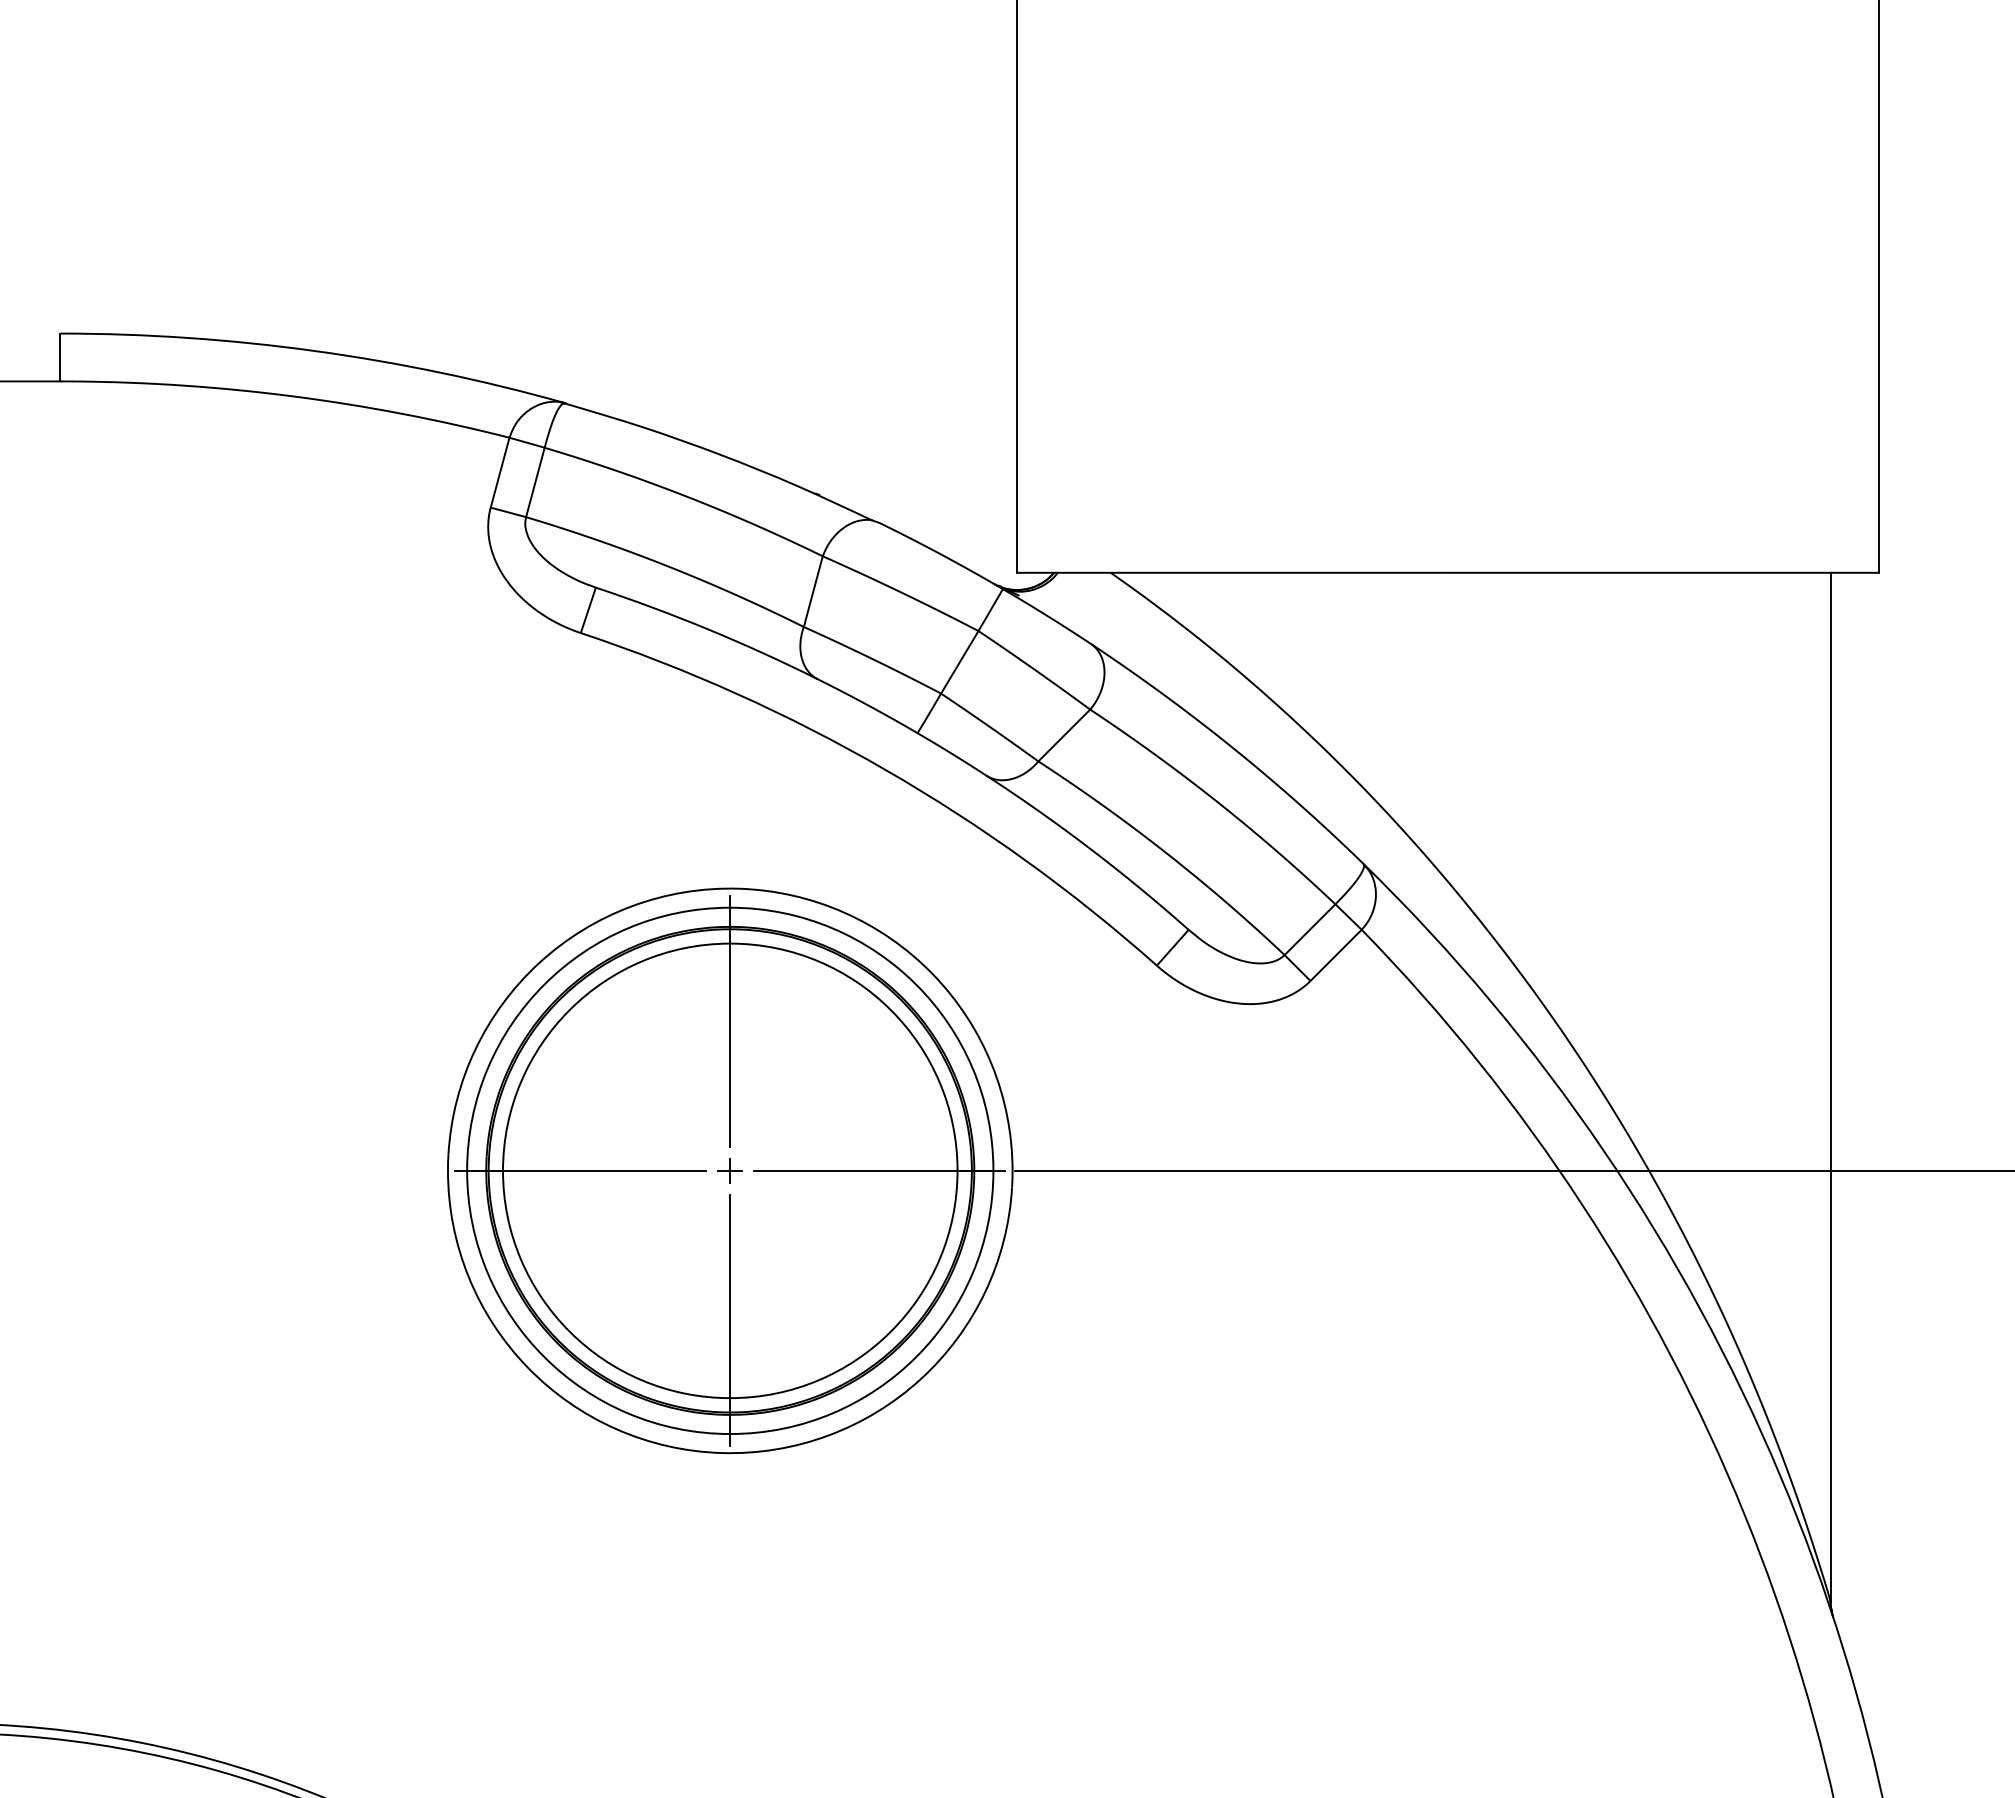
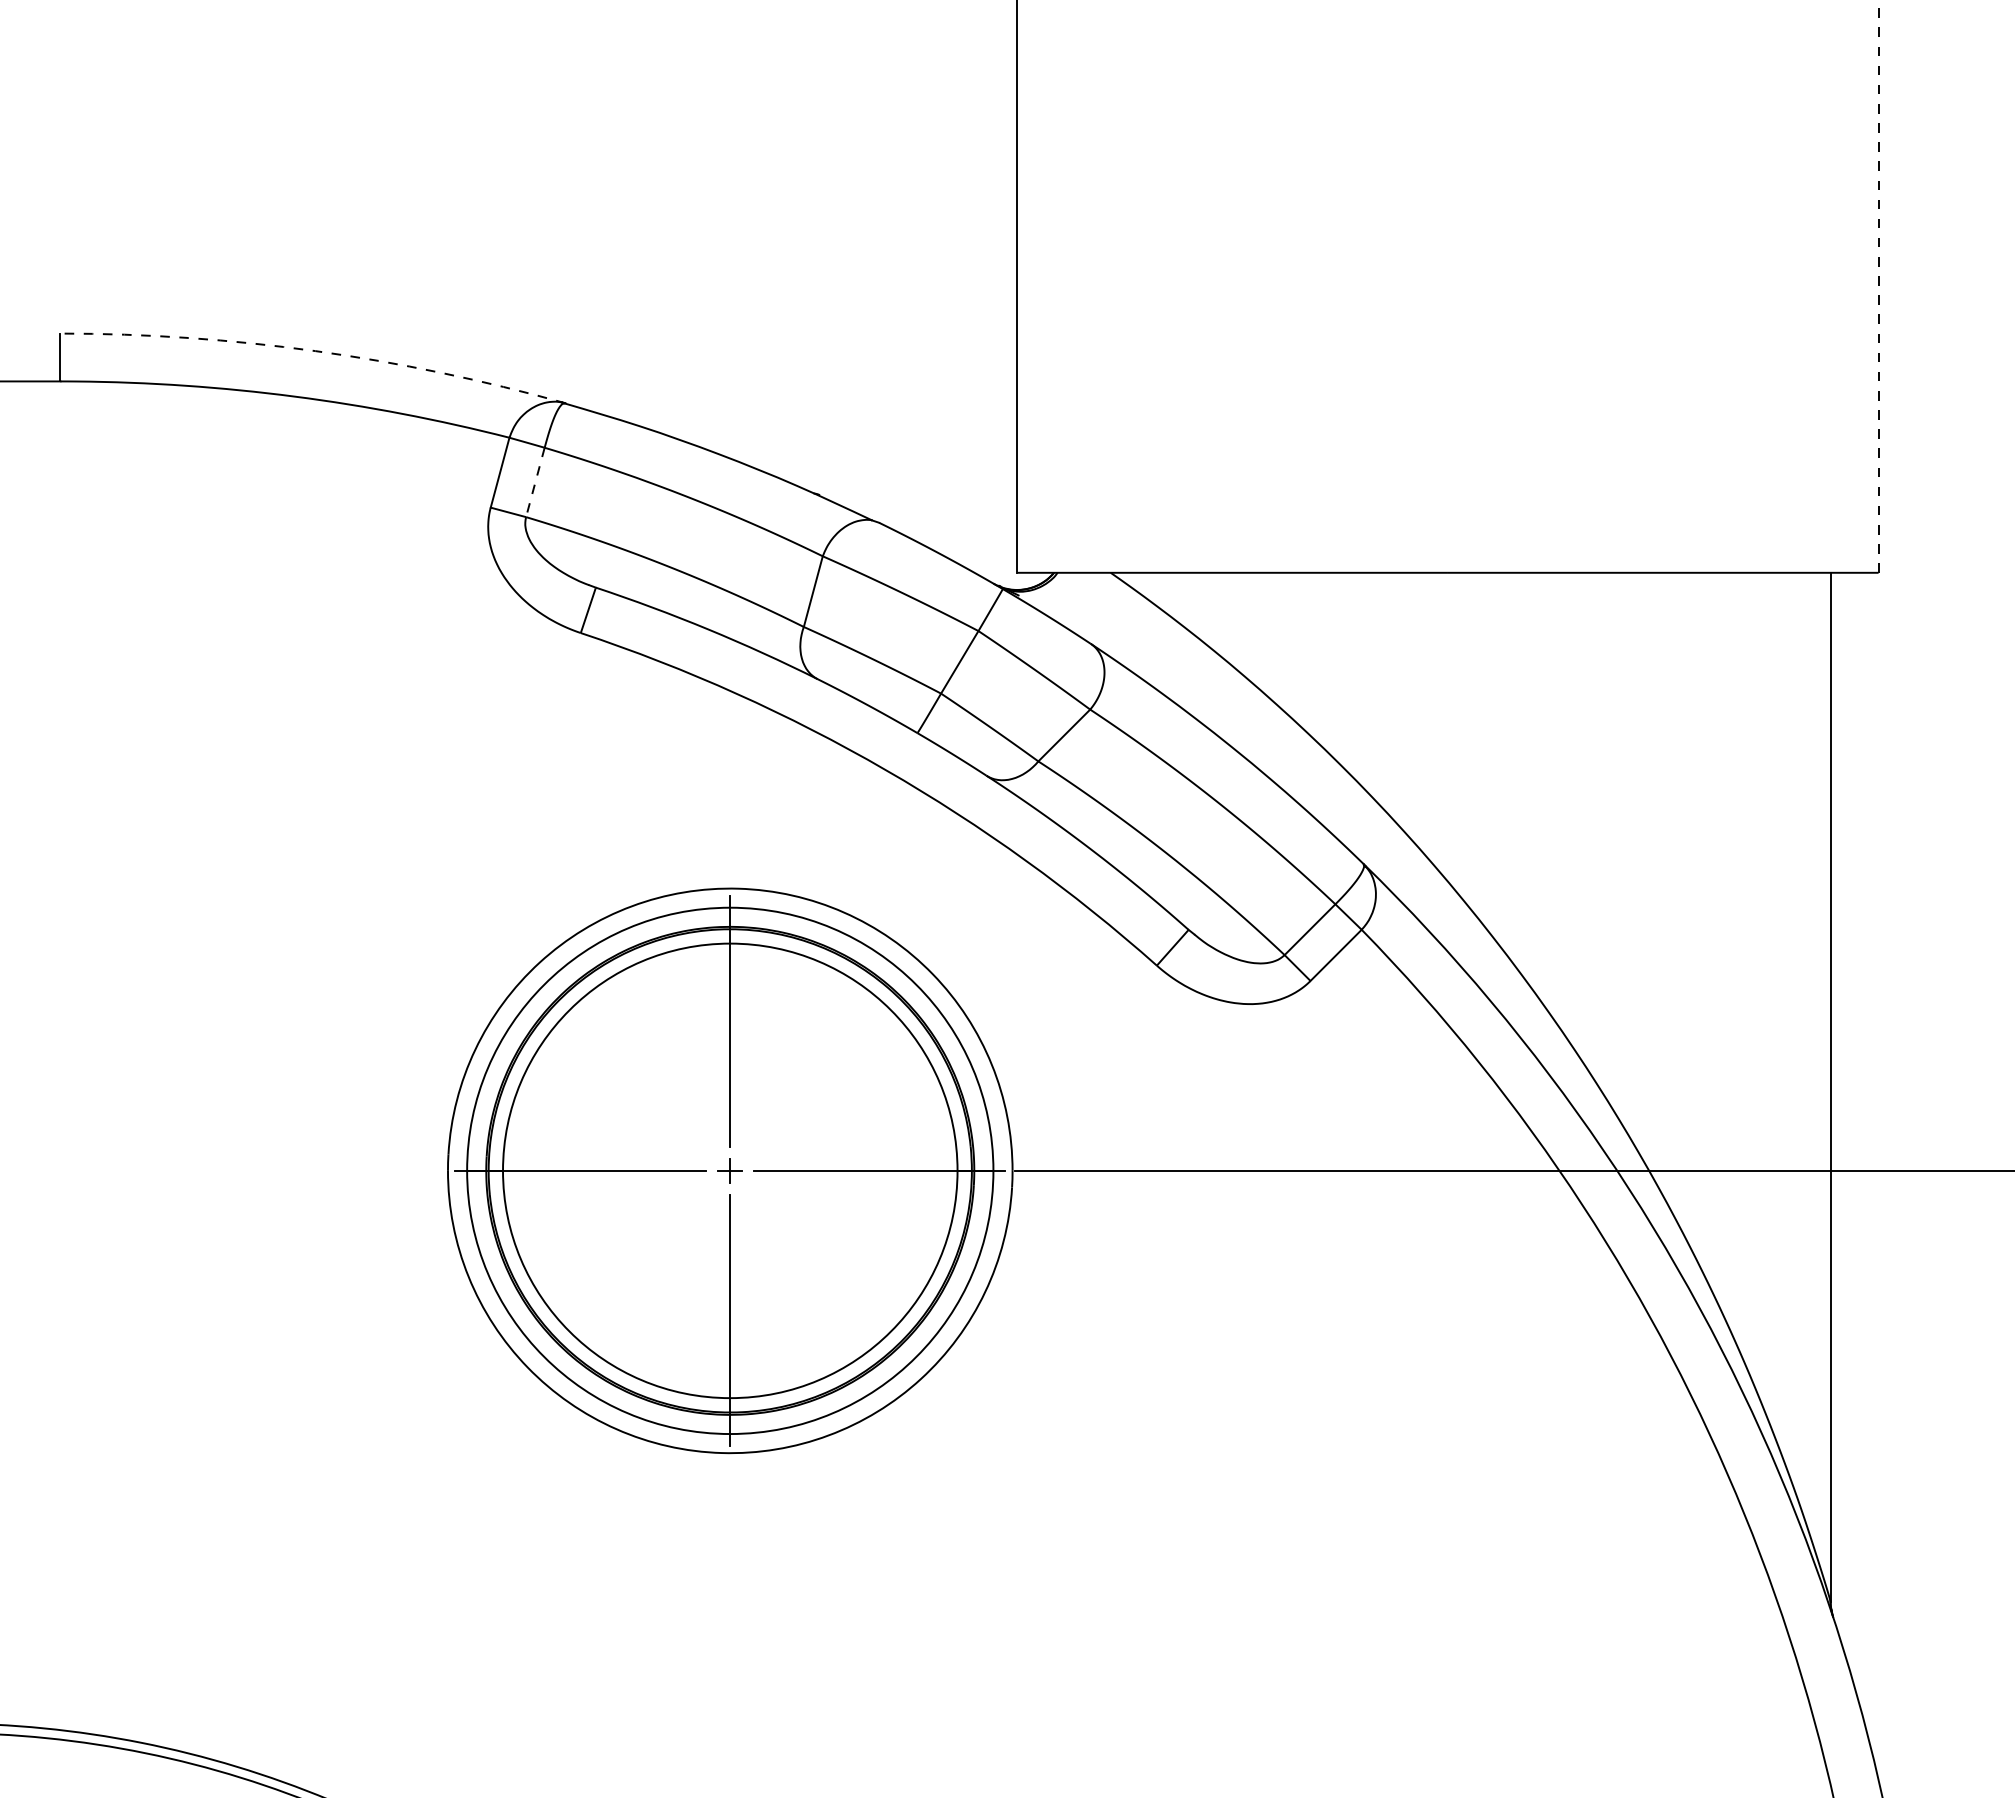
line: solid -> dashed (1878, 286)
arc: solid -> dashed (315, 351)
line: solid -> dashed (535, 482)
